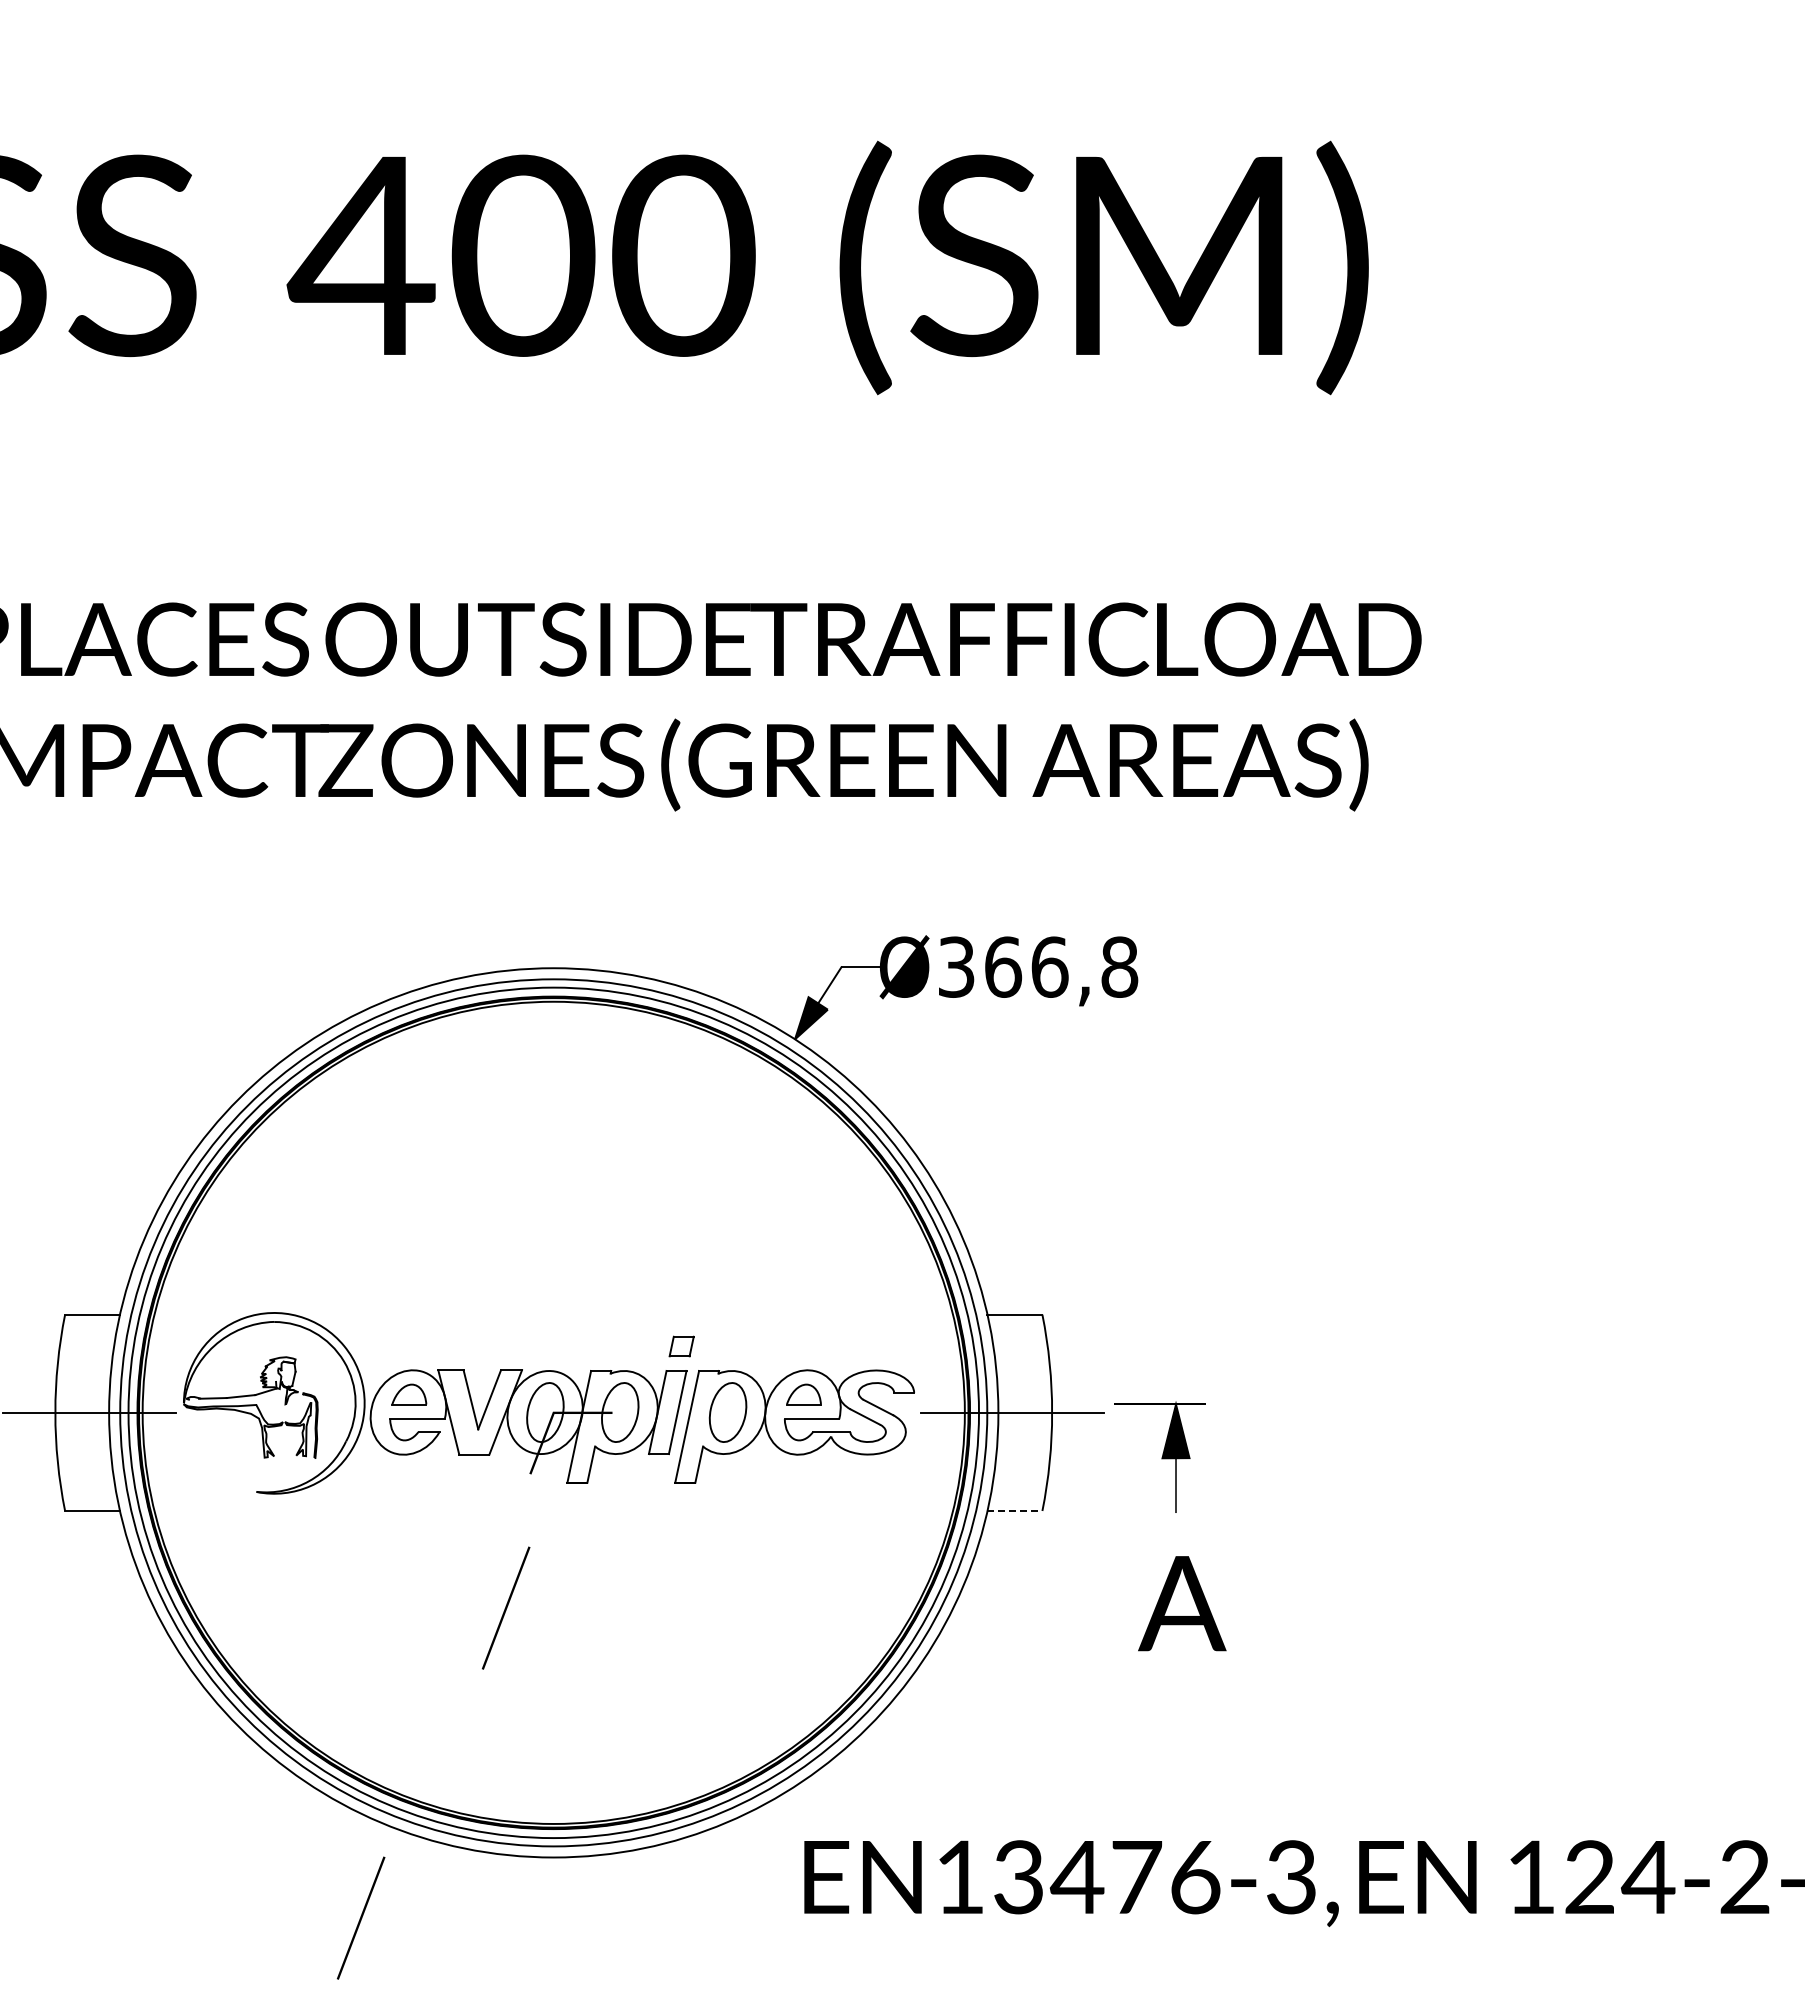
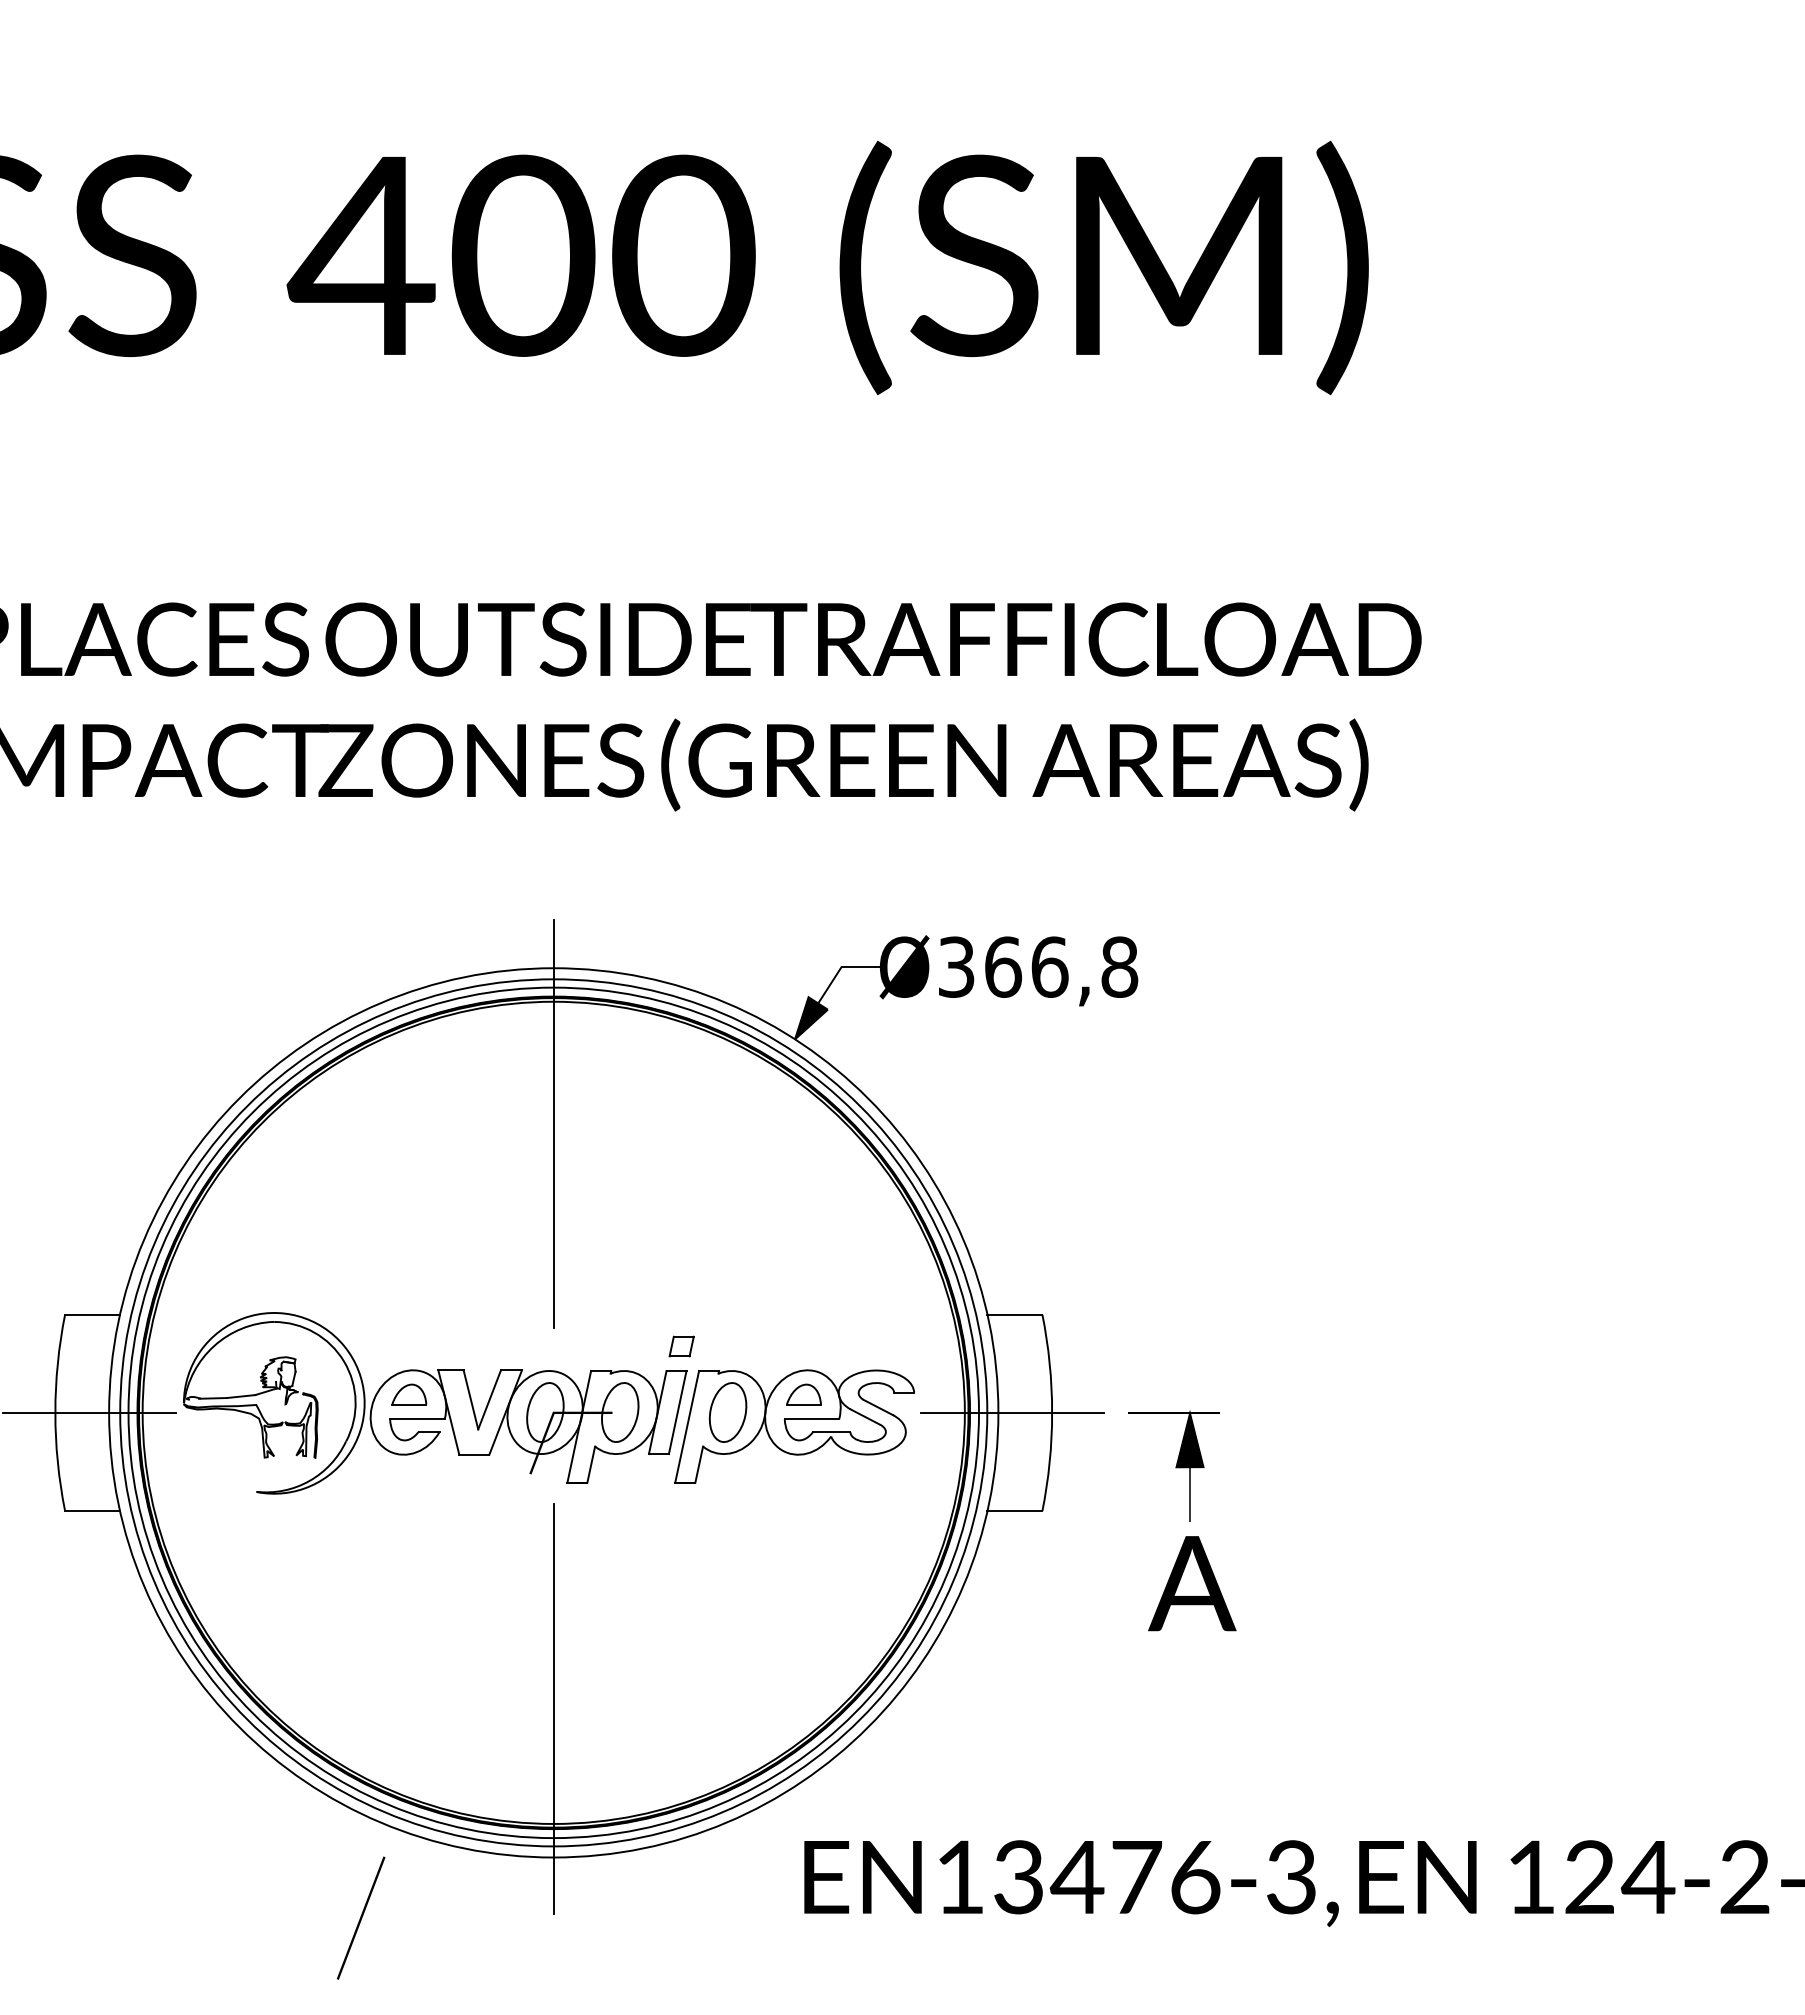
line: none -> present (553, 1123)
part position: (1159, 1456) -> (1173, 1465) (1173, 1465)
line: dashed -> solid (1015, 1510)
text position: (1182, 1603) -> (1192, 1583) (1192, 1583)
line: present -> none (506, 1607)
line: none -> present (553, 1709)
